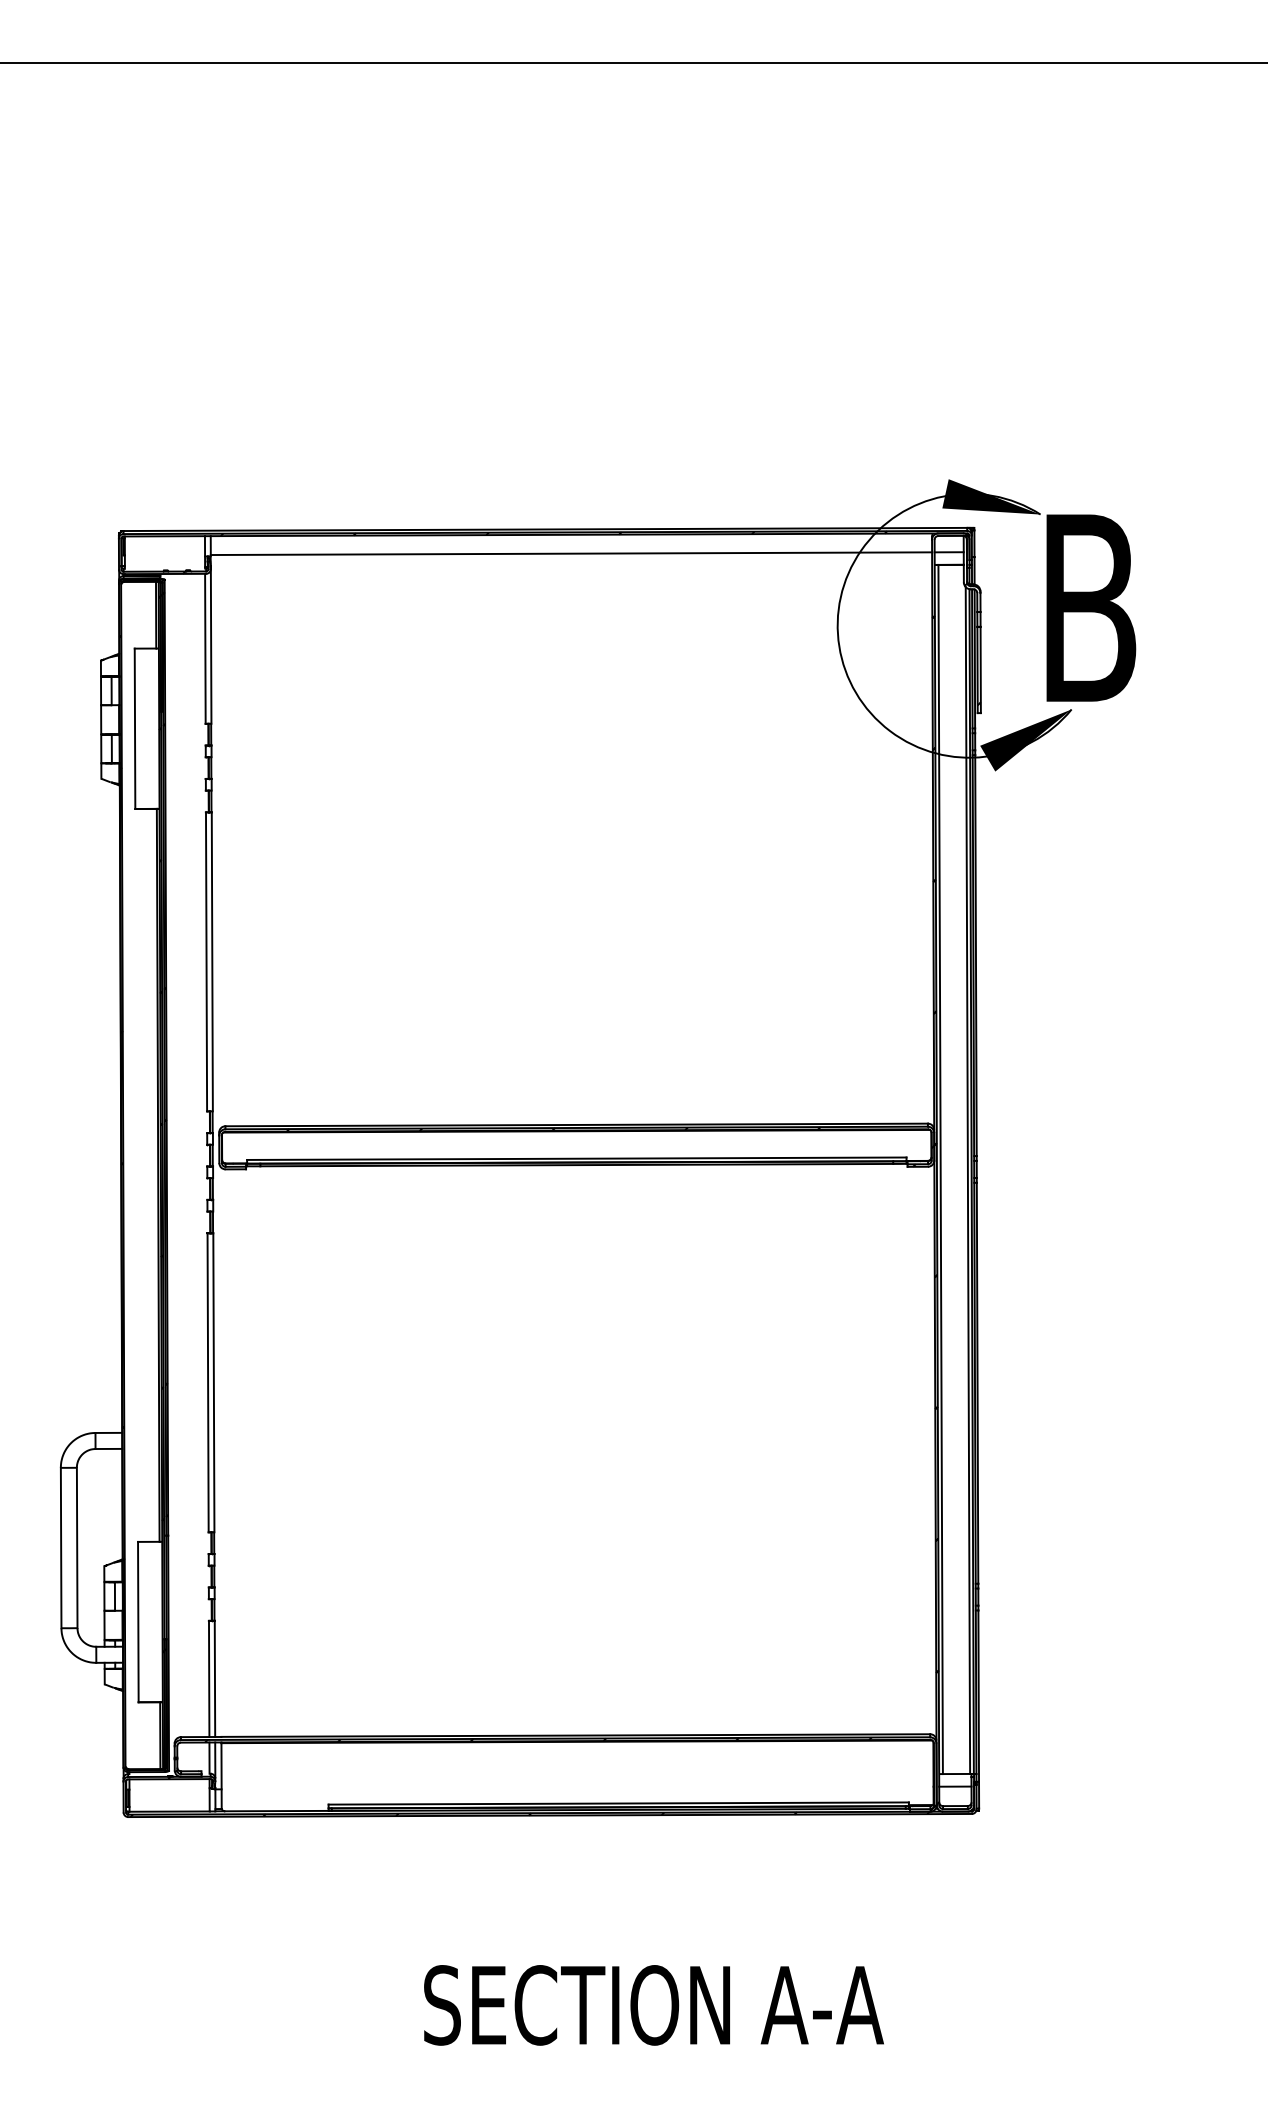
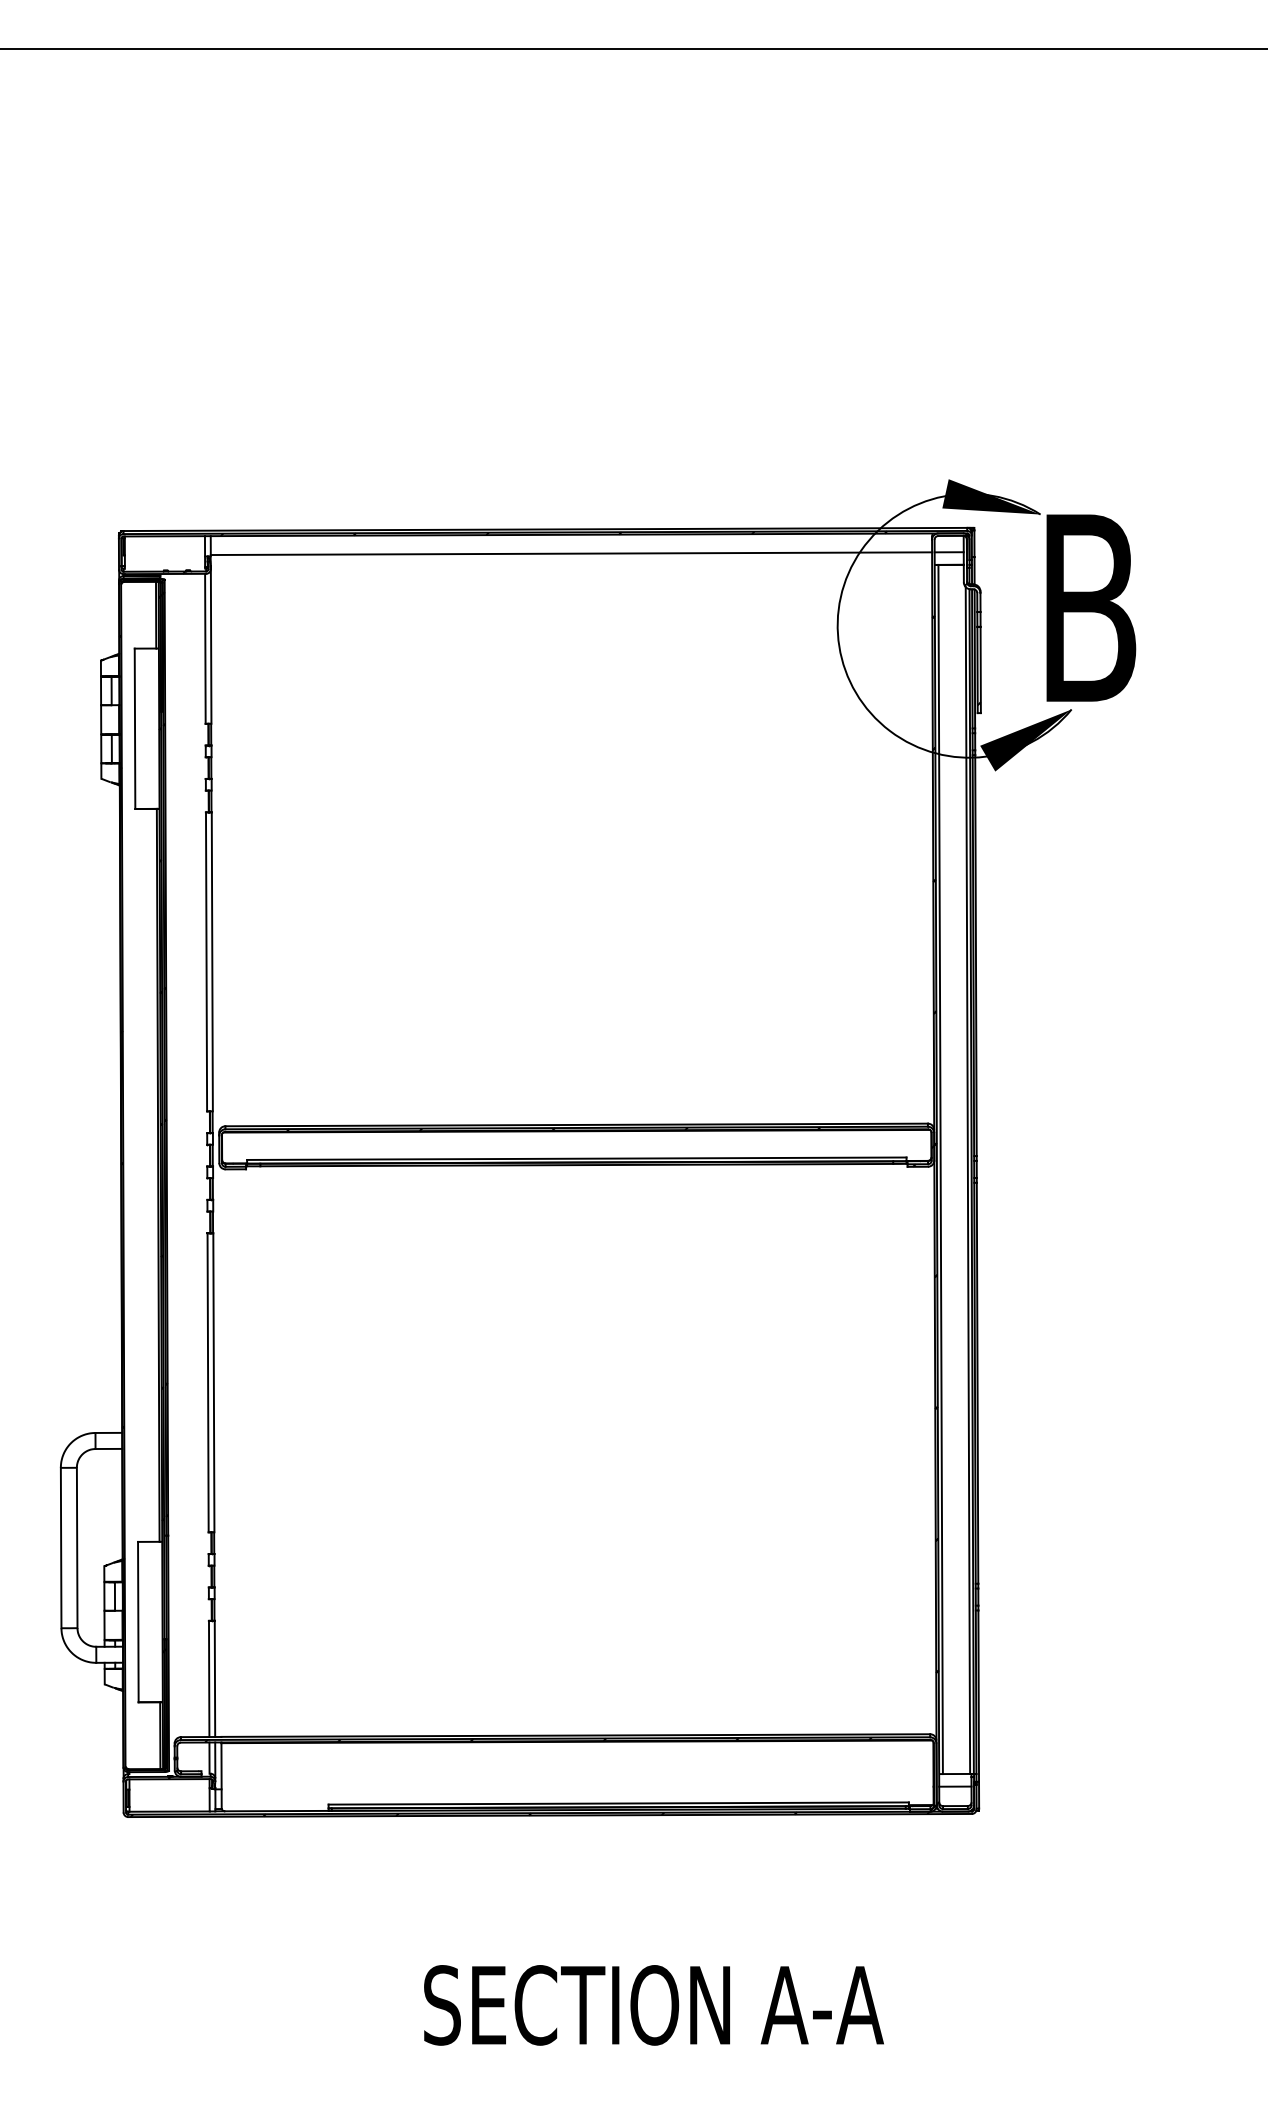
line position: (633, 63) -> (633, 49) (633, 49)
